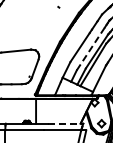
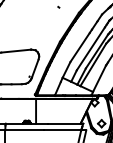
line: dashed -> solid (90, 48)
line: dashed -> solid (65, 123)
